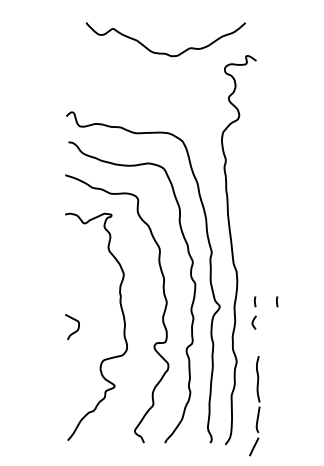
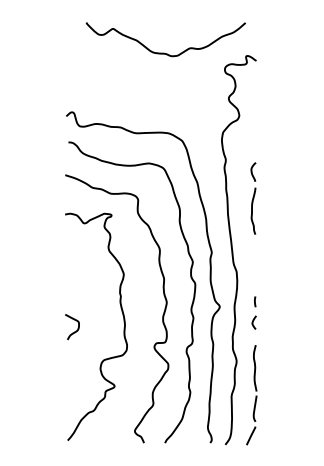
part: none -> present (253, 198)
curve: present -> none (277, 301)
part position: (254, 406) -> (251, 395) (251, 395)
